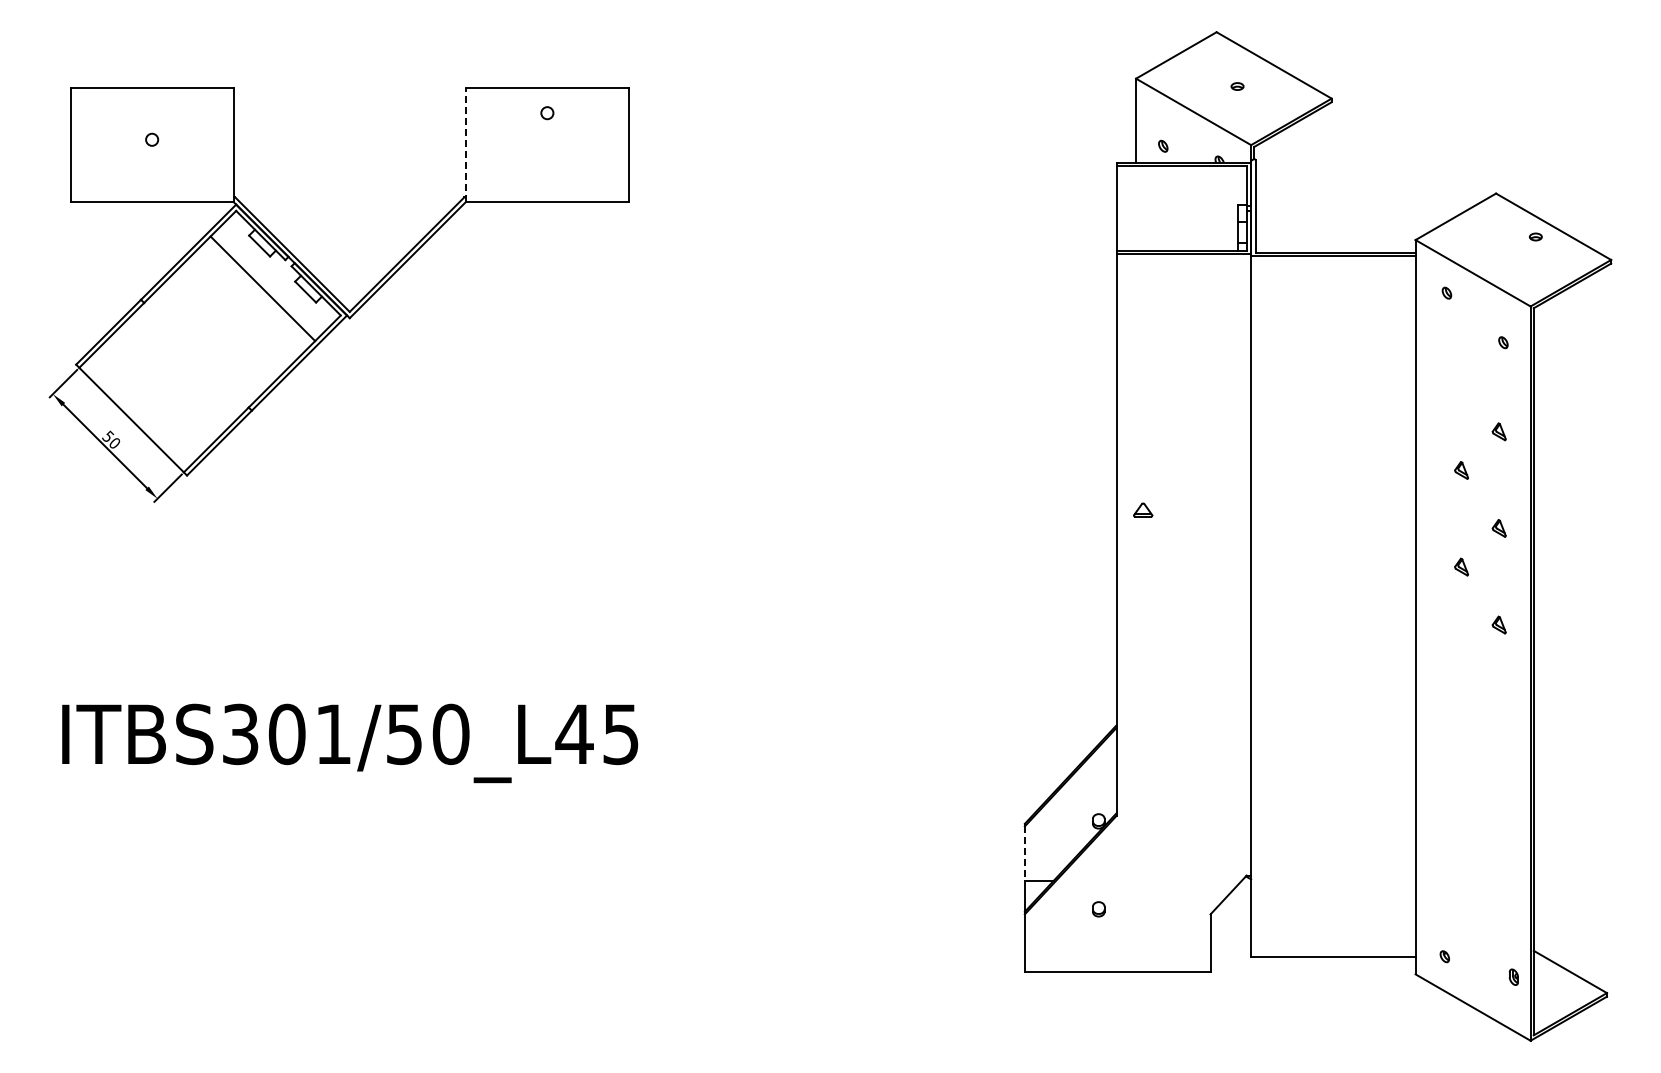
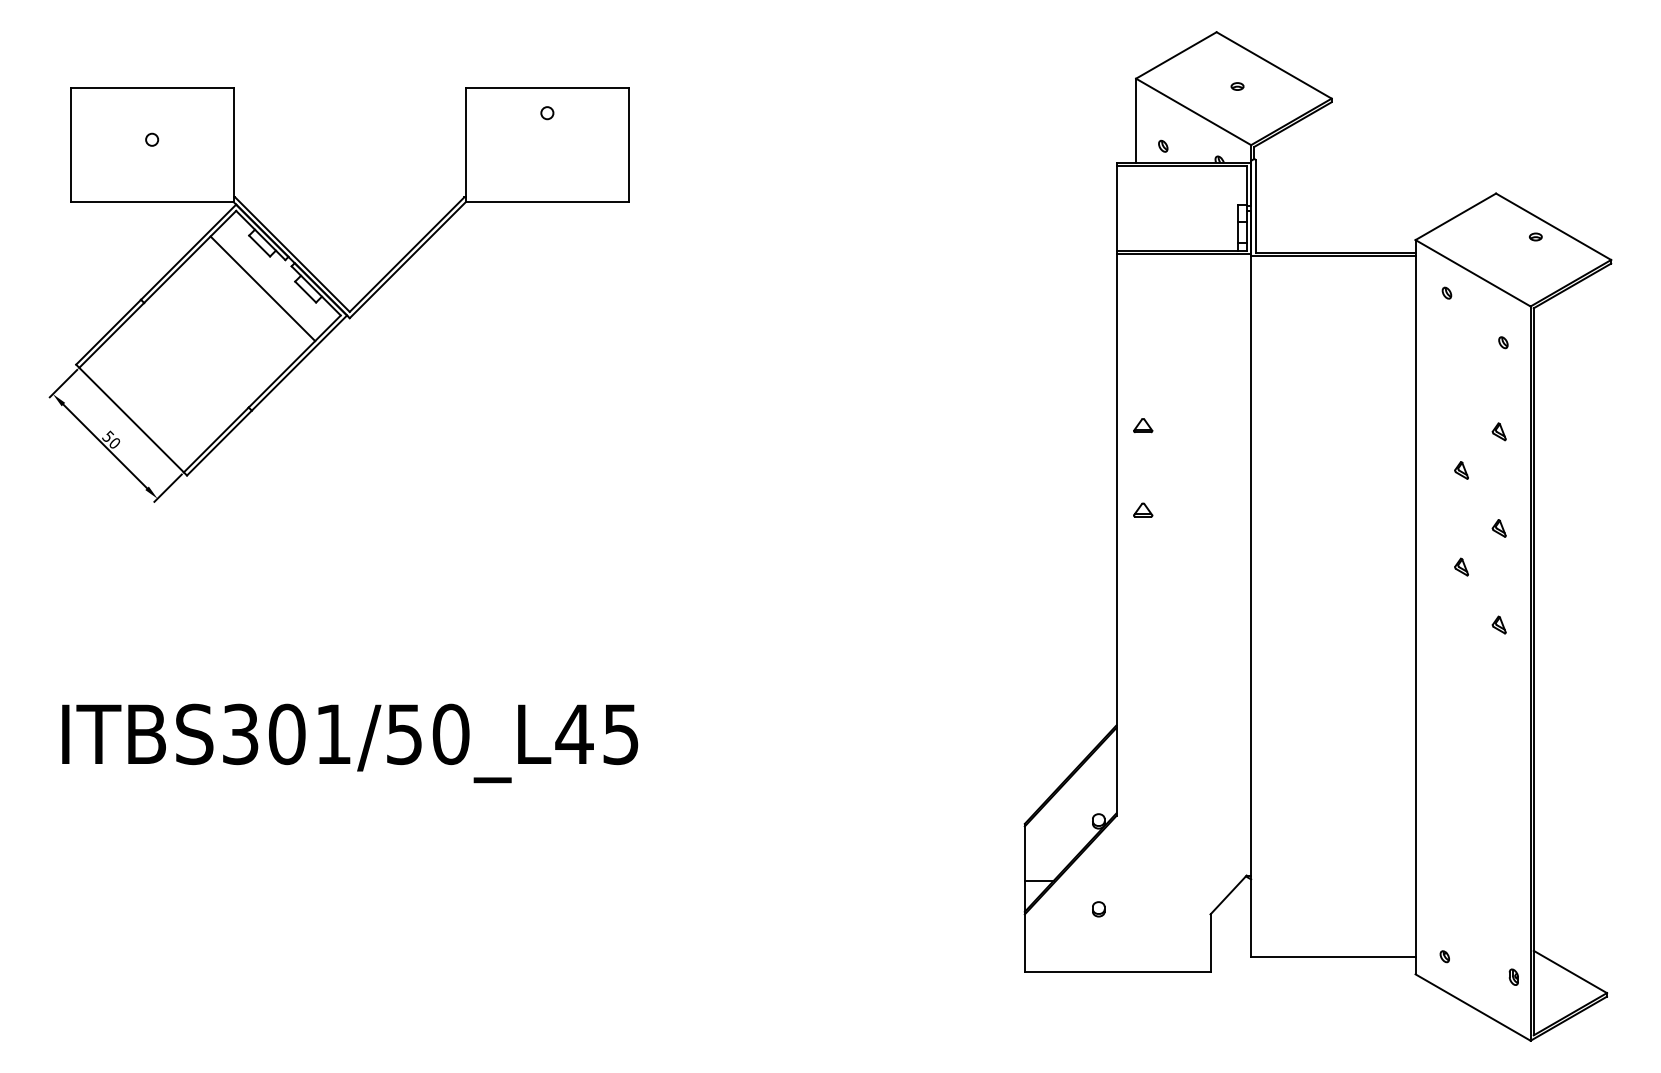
line: dashed -> solid (466, 144)
part: none -> present (1143, 425)
line: dashed -> solid (1024, 854)
